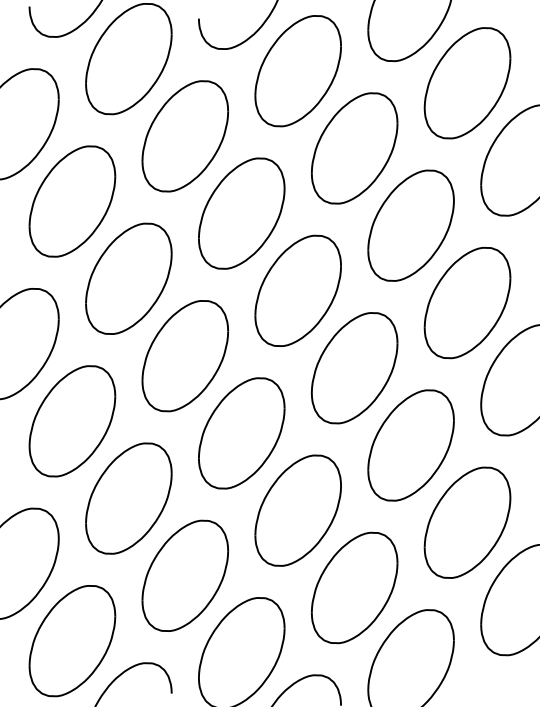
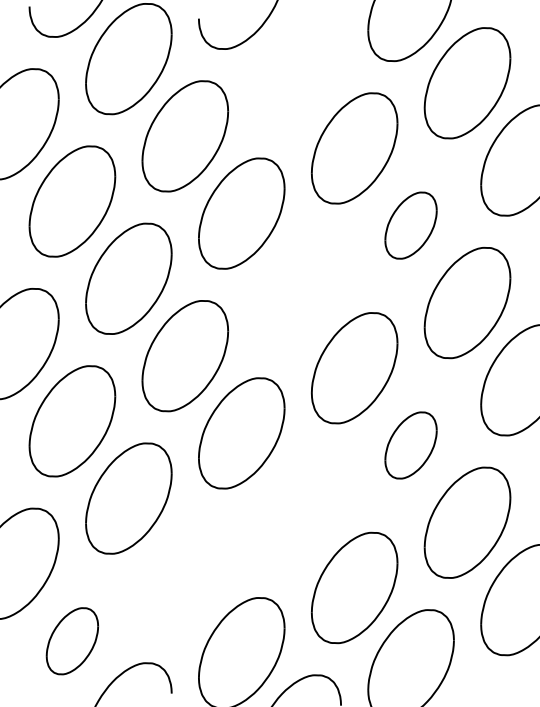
part: present -> none (297, 71)
part size: 88x113 px -> 54x69 px (410, 225)
part: present -> none (297, 290)
part size: 88x113 px -> 54x69 px (410, 445)
part: present -> none (297, 510)
part: present -> none (185, 575)
part size: 89x113 px -> 55x69 px (72, 641)
